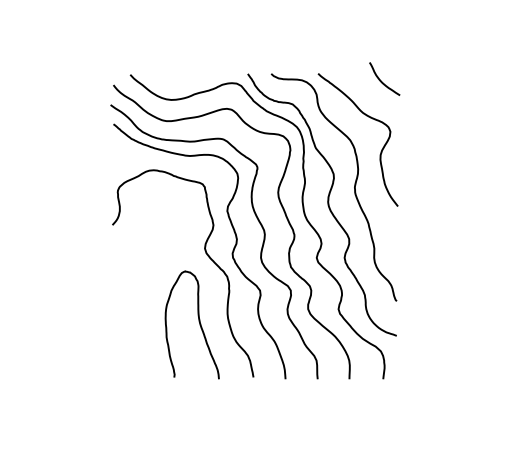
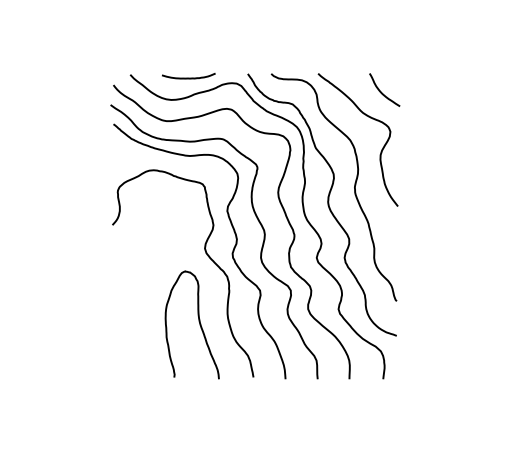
curve: none -> present (188, 77)
curve position: (381, 80) -> (381, 91) (381, 91)
